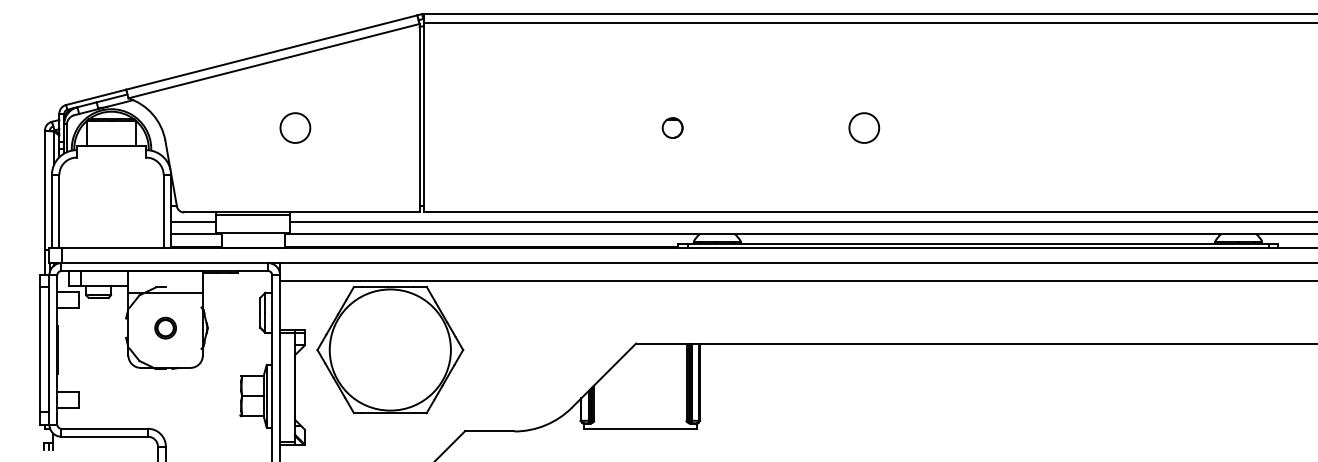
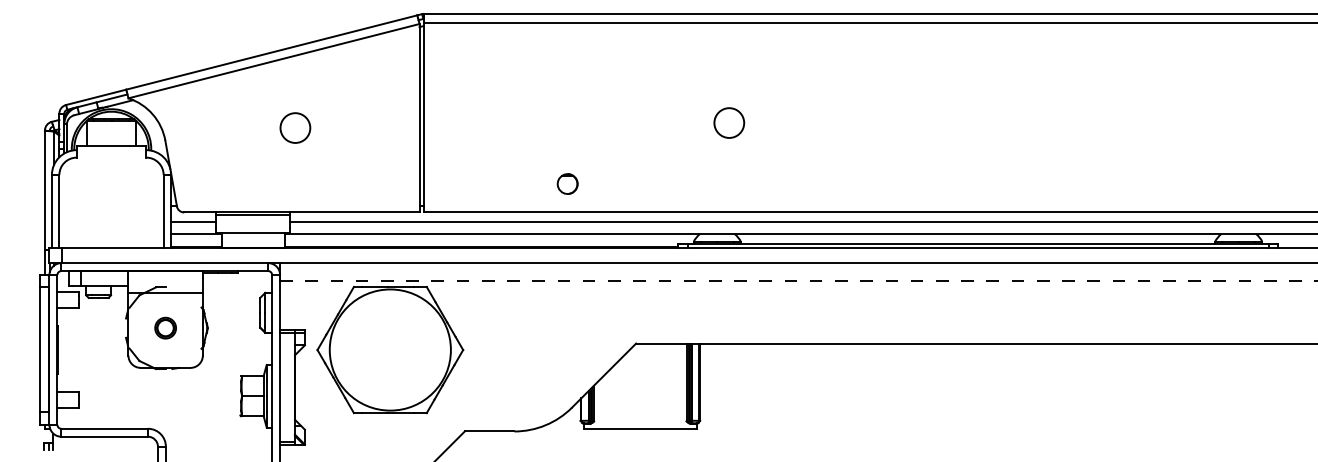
part position: (672, 127) -> (567, 183) (567, 183)
circle position: (864, 127) -> (729, 122) (729, 122)
line: solid -> dashed (798, 280)
